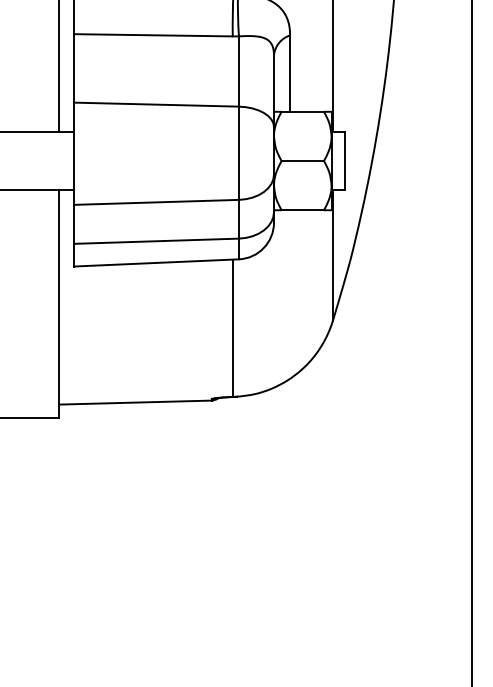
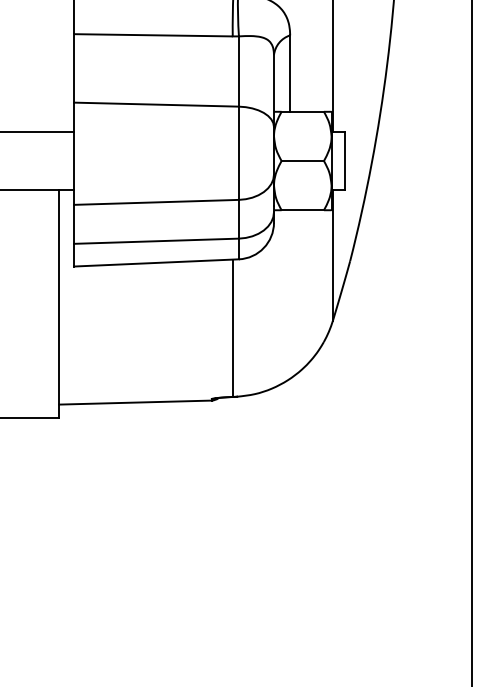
line: present -> none (59, 66)
